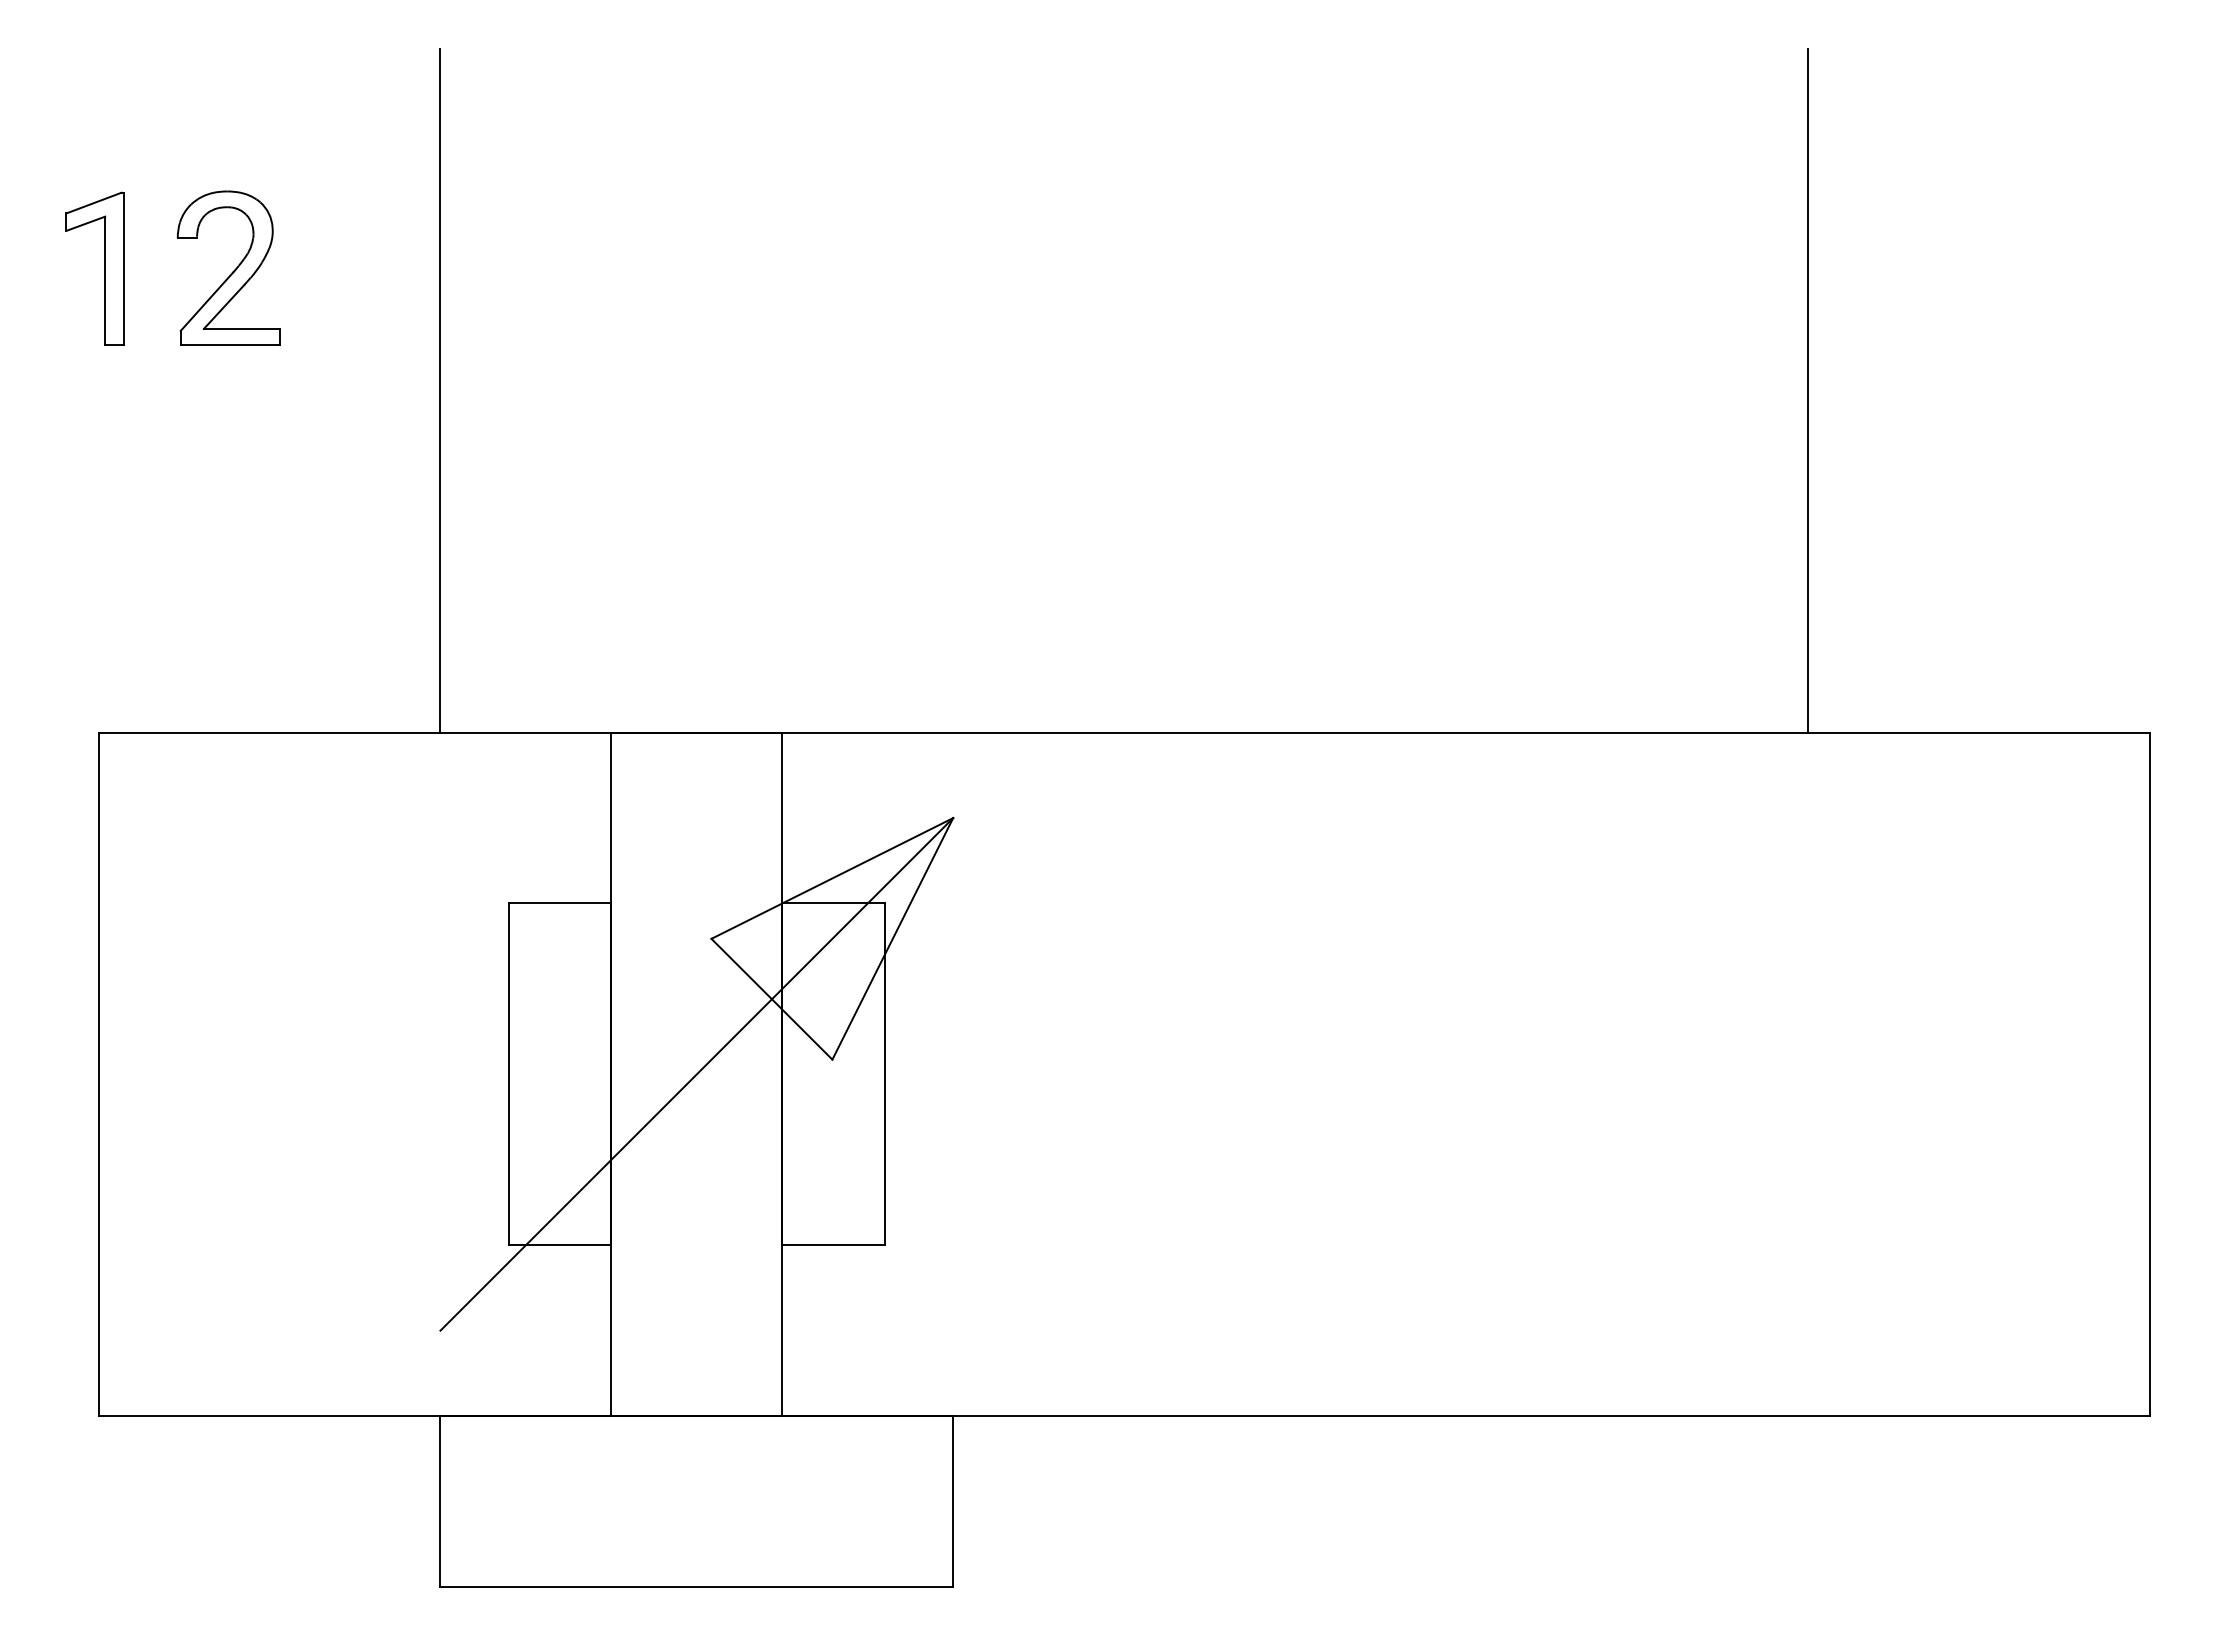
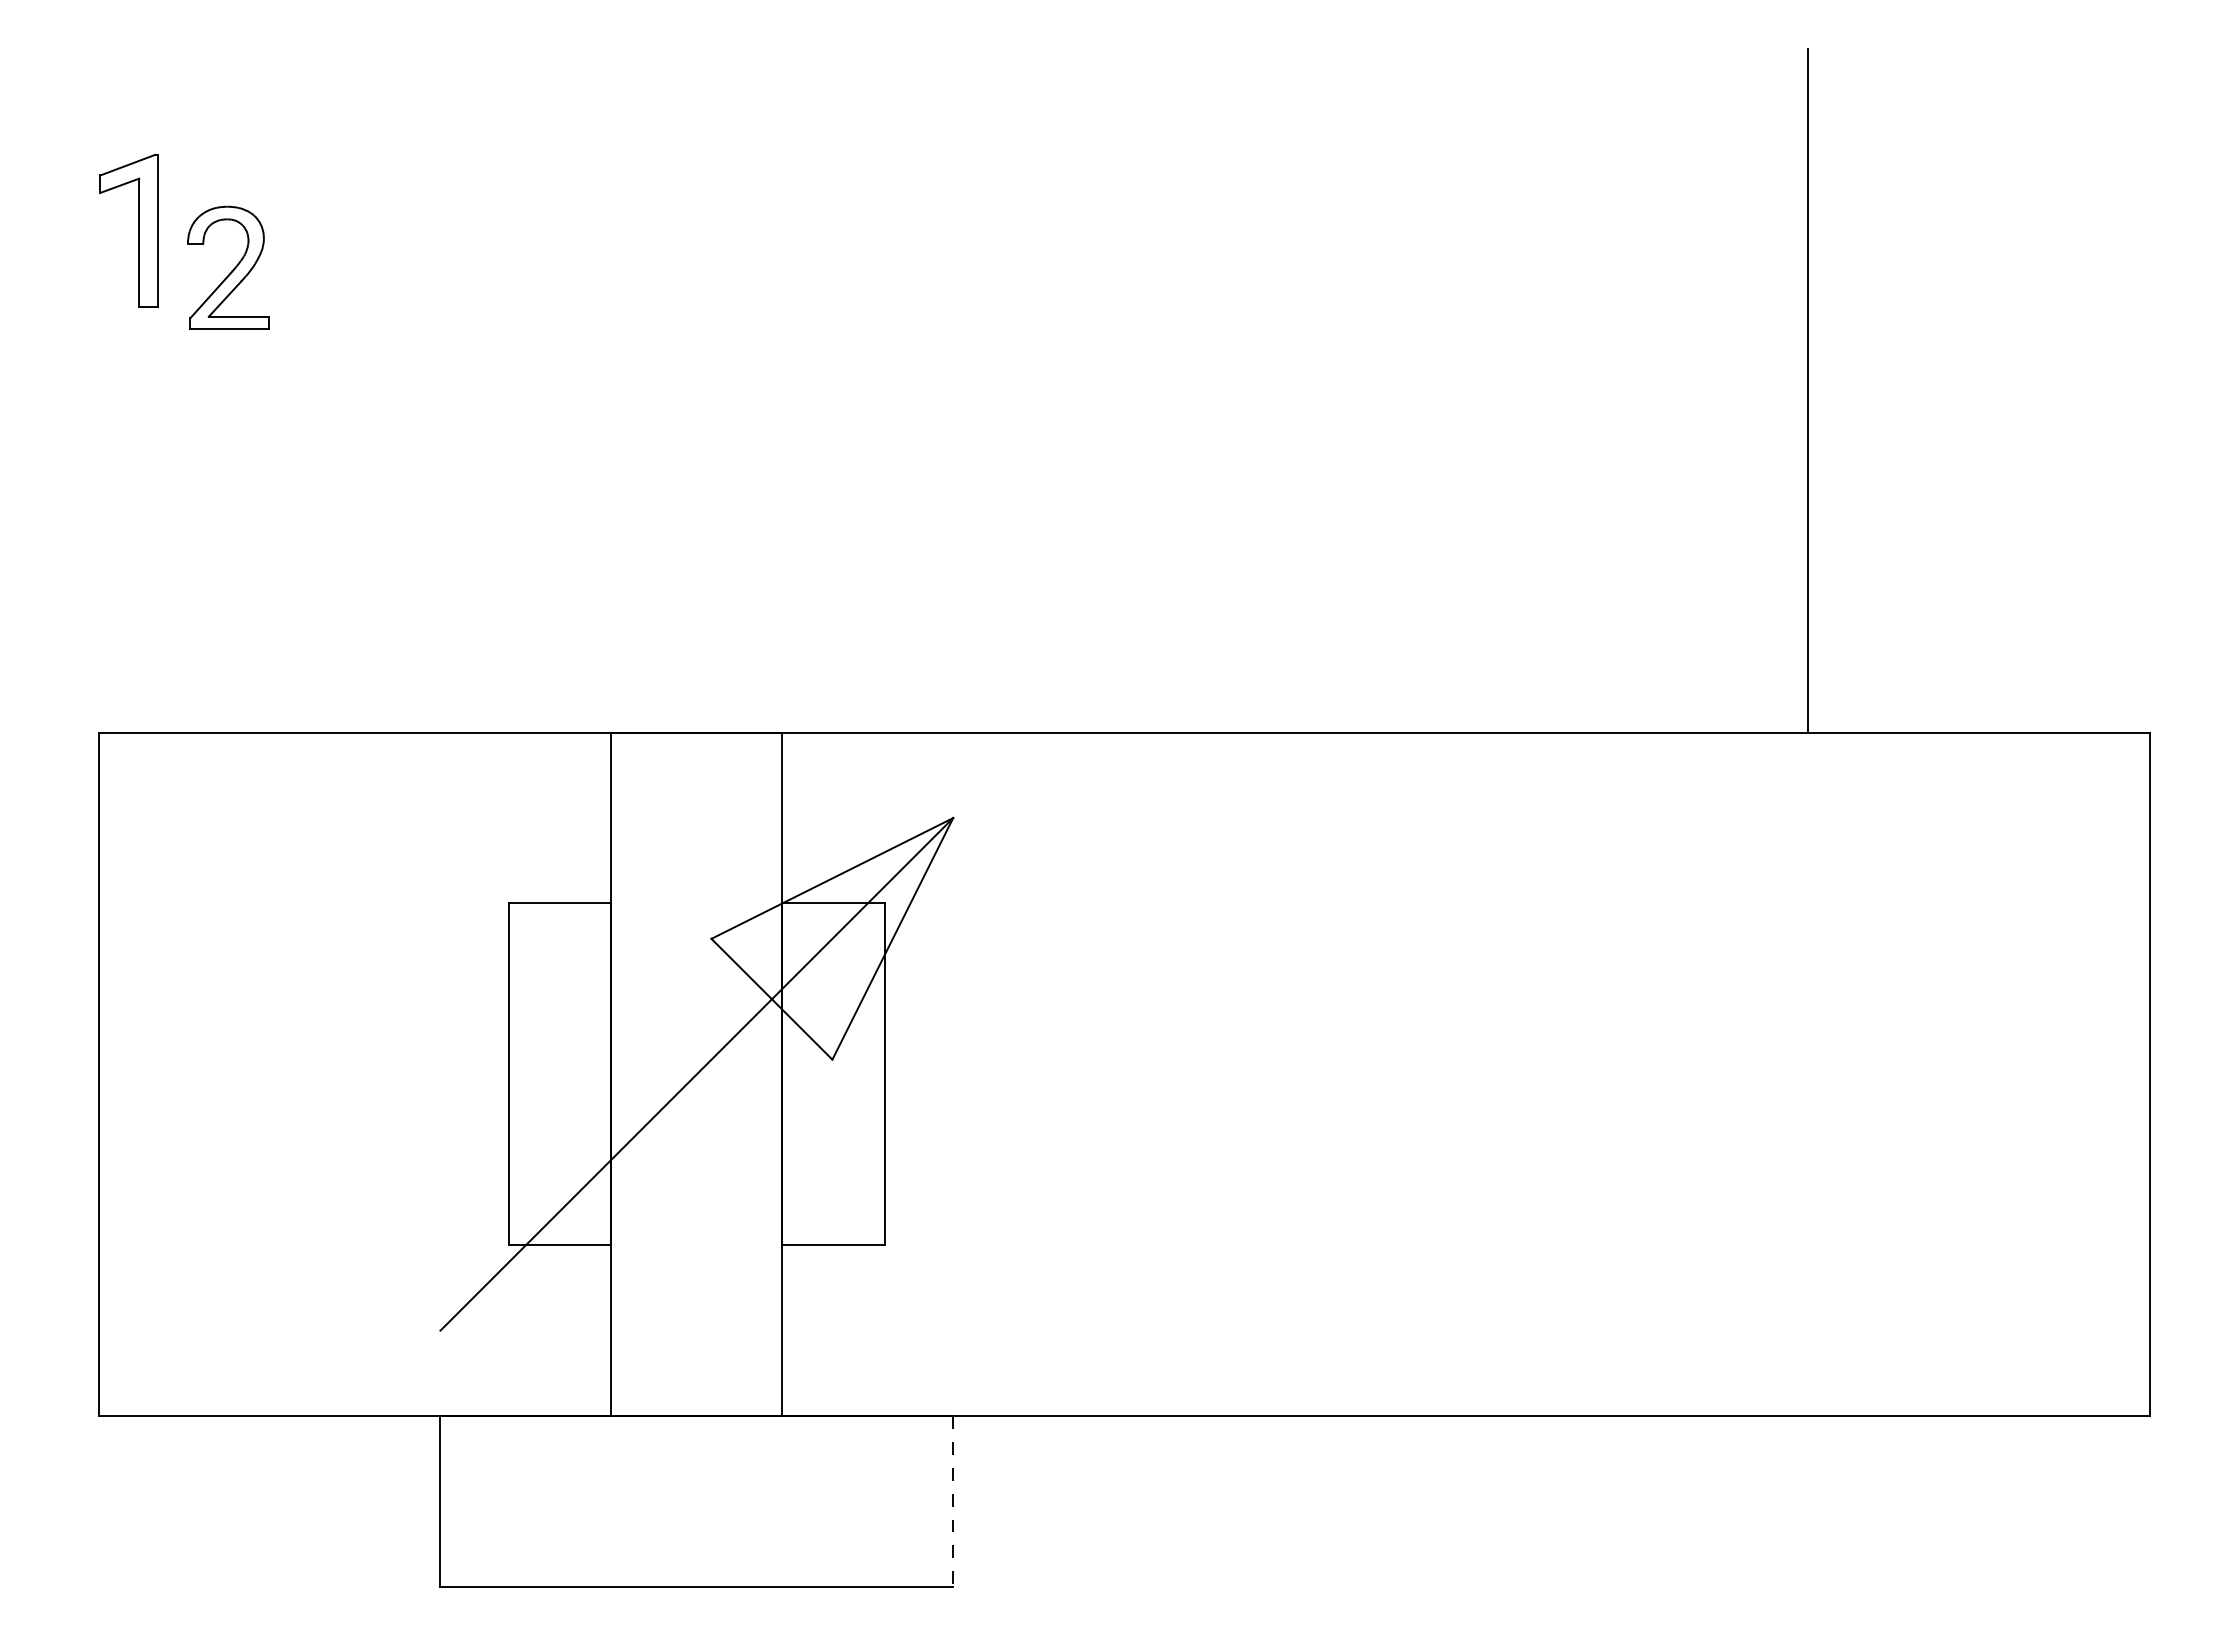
part size: 105x156 px -> 83x125 px (228, 267)
part position: (104, 268) -> (138, 230) (138, 230)
line: present -> none (440, 390)
line: solid -> dashed (953, 1502)
